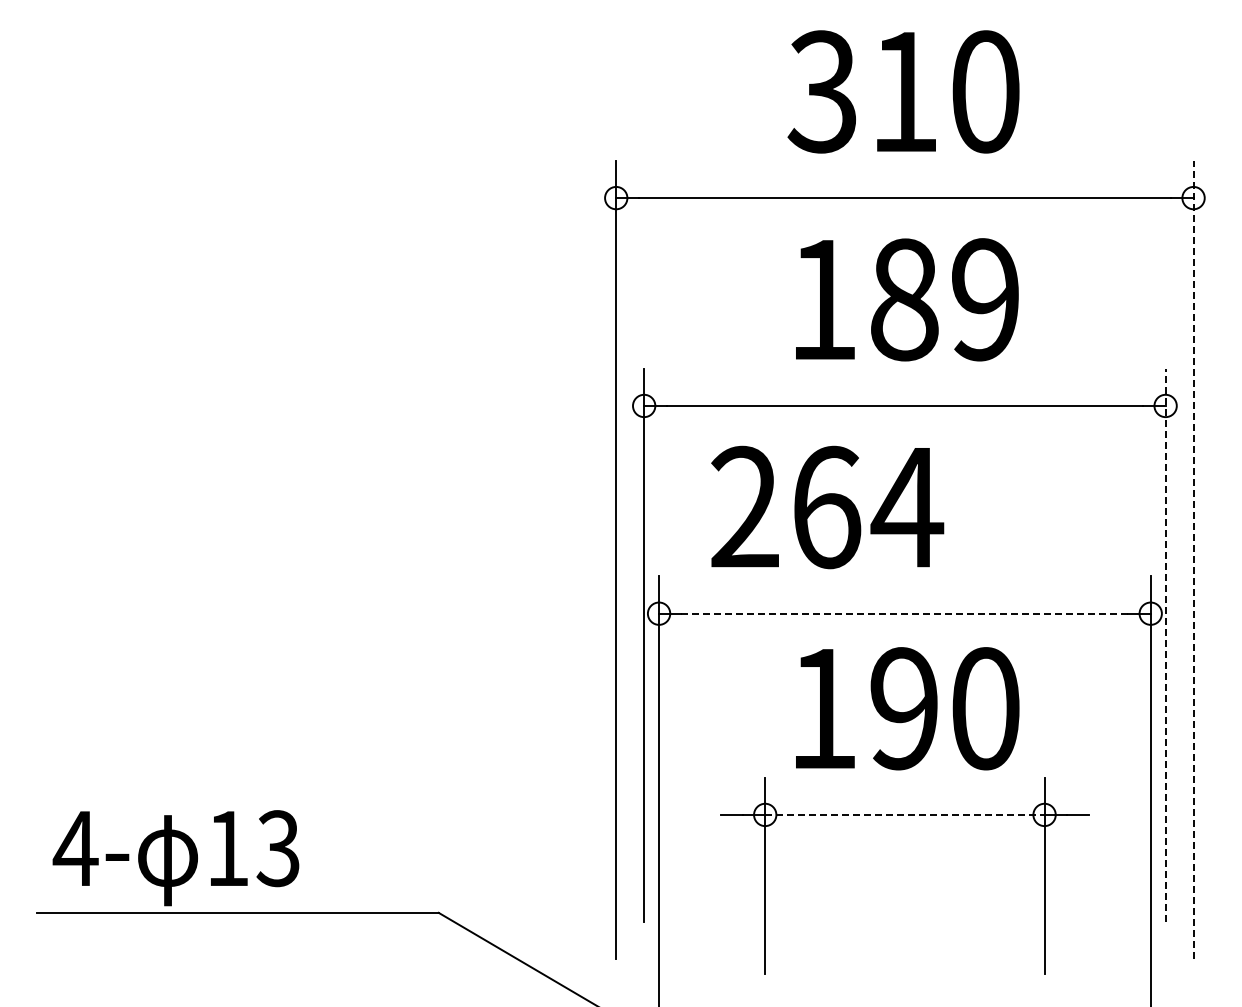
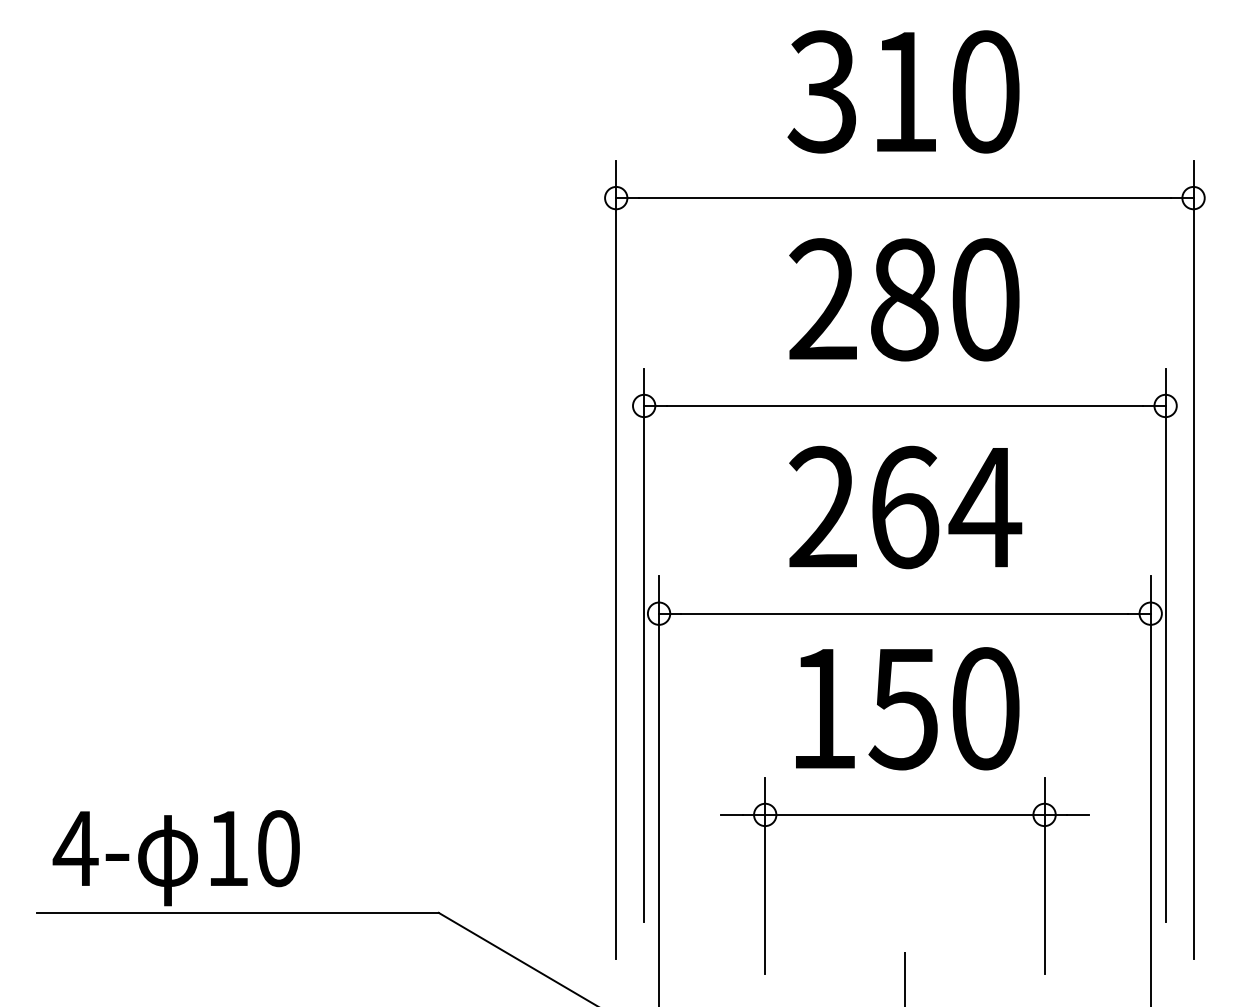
text: 189 -> 280 (904, 299)
text position: (827, 507) -> (905, 507) (905, 507)
line: dashed -> solid (1193, 559)
line: dashed -> solid (904, 613)
line: dashed -> solid (1165, 645)
text: 190 -> 150 (902, 708)
line: dashed -> solid (904, 814)
text: 13 -> 10 (277, 848)
line: none -> present (904, 977)
